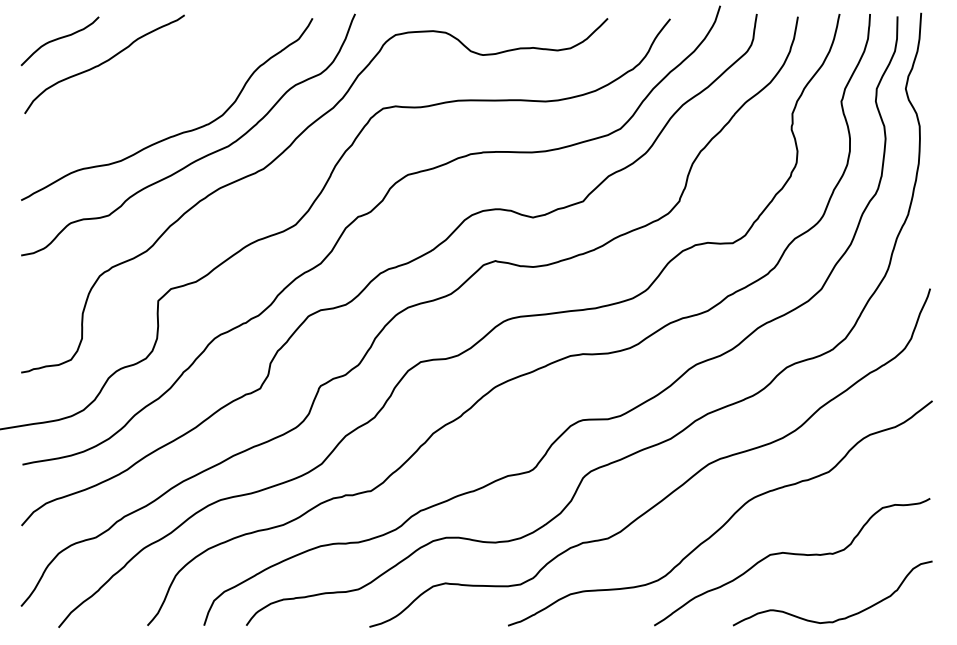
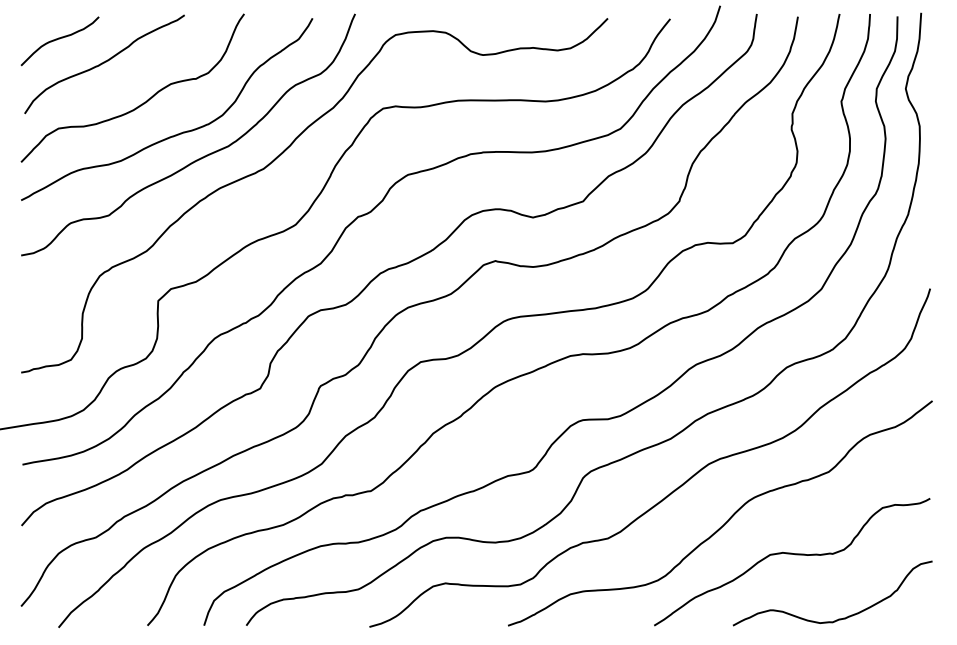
curve: none -> present (141, 103)
